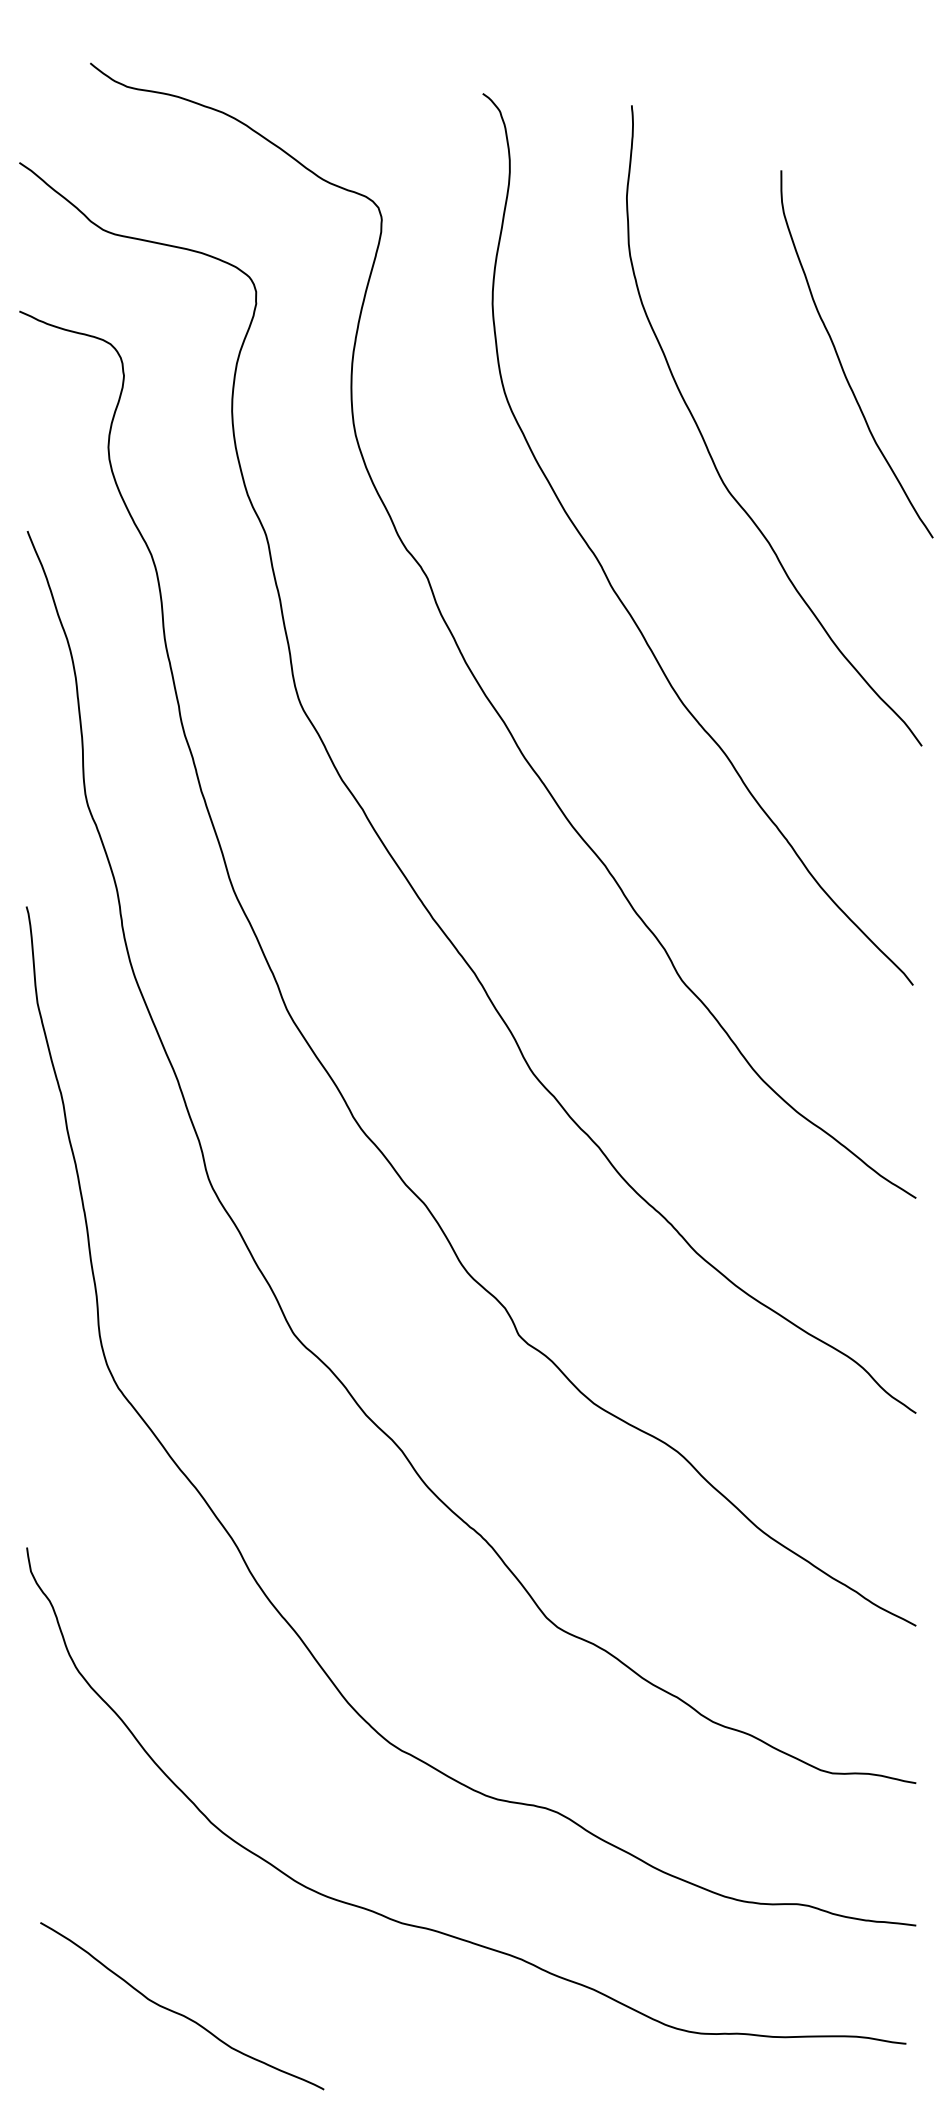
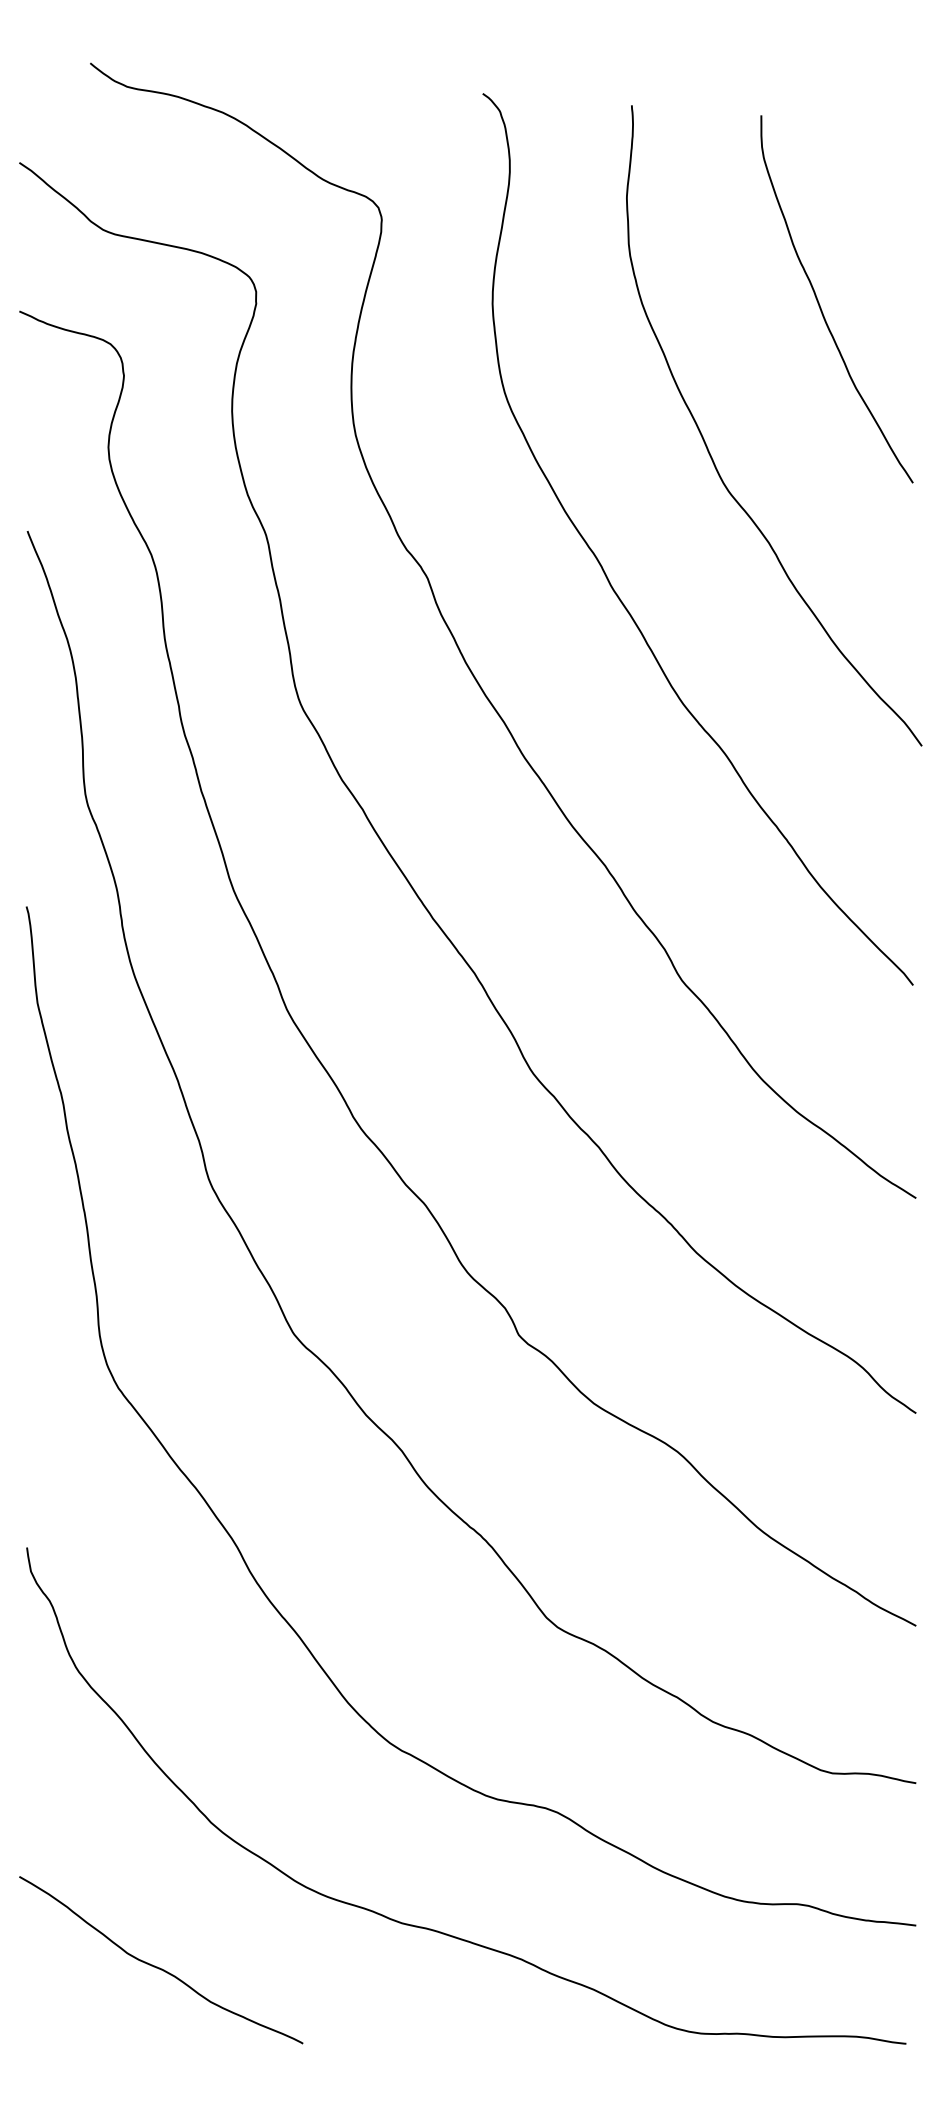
curve position: (841, 362) -> (821, 307) (821, 307)
curve position: (178, 2012) -> (157, 1966) (157, 1966)
